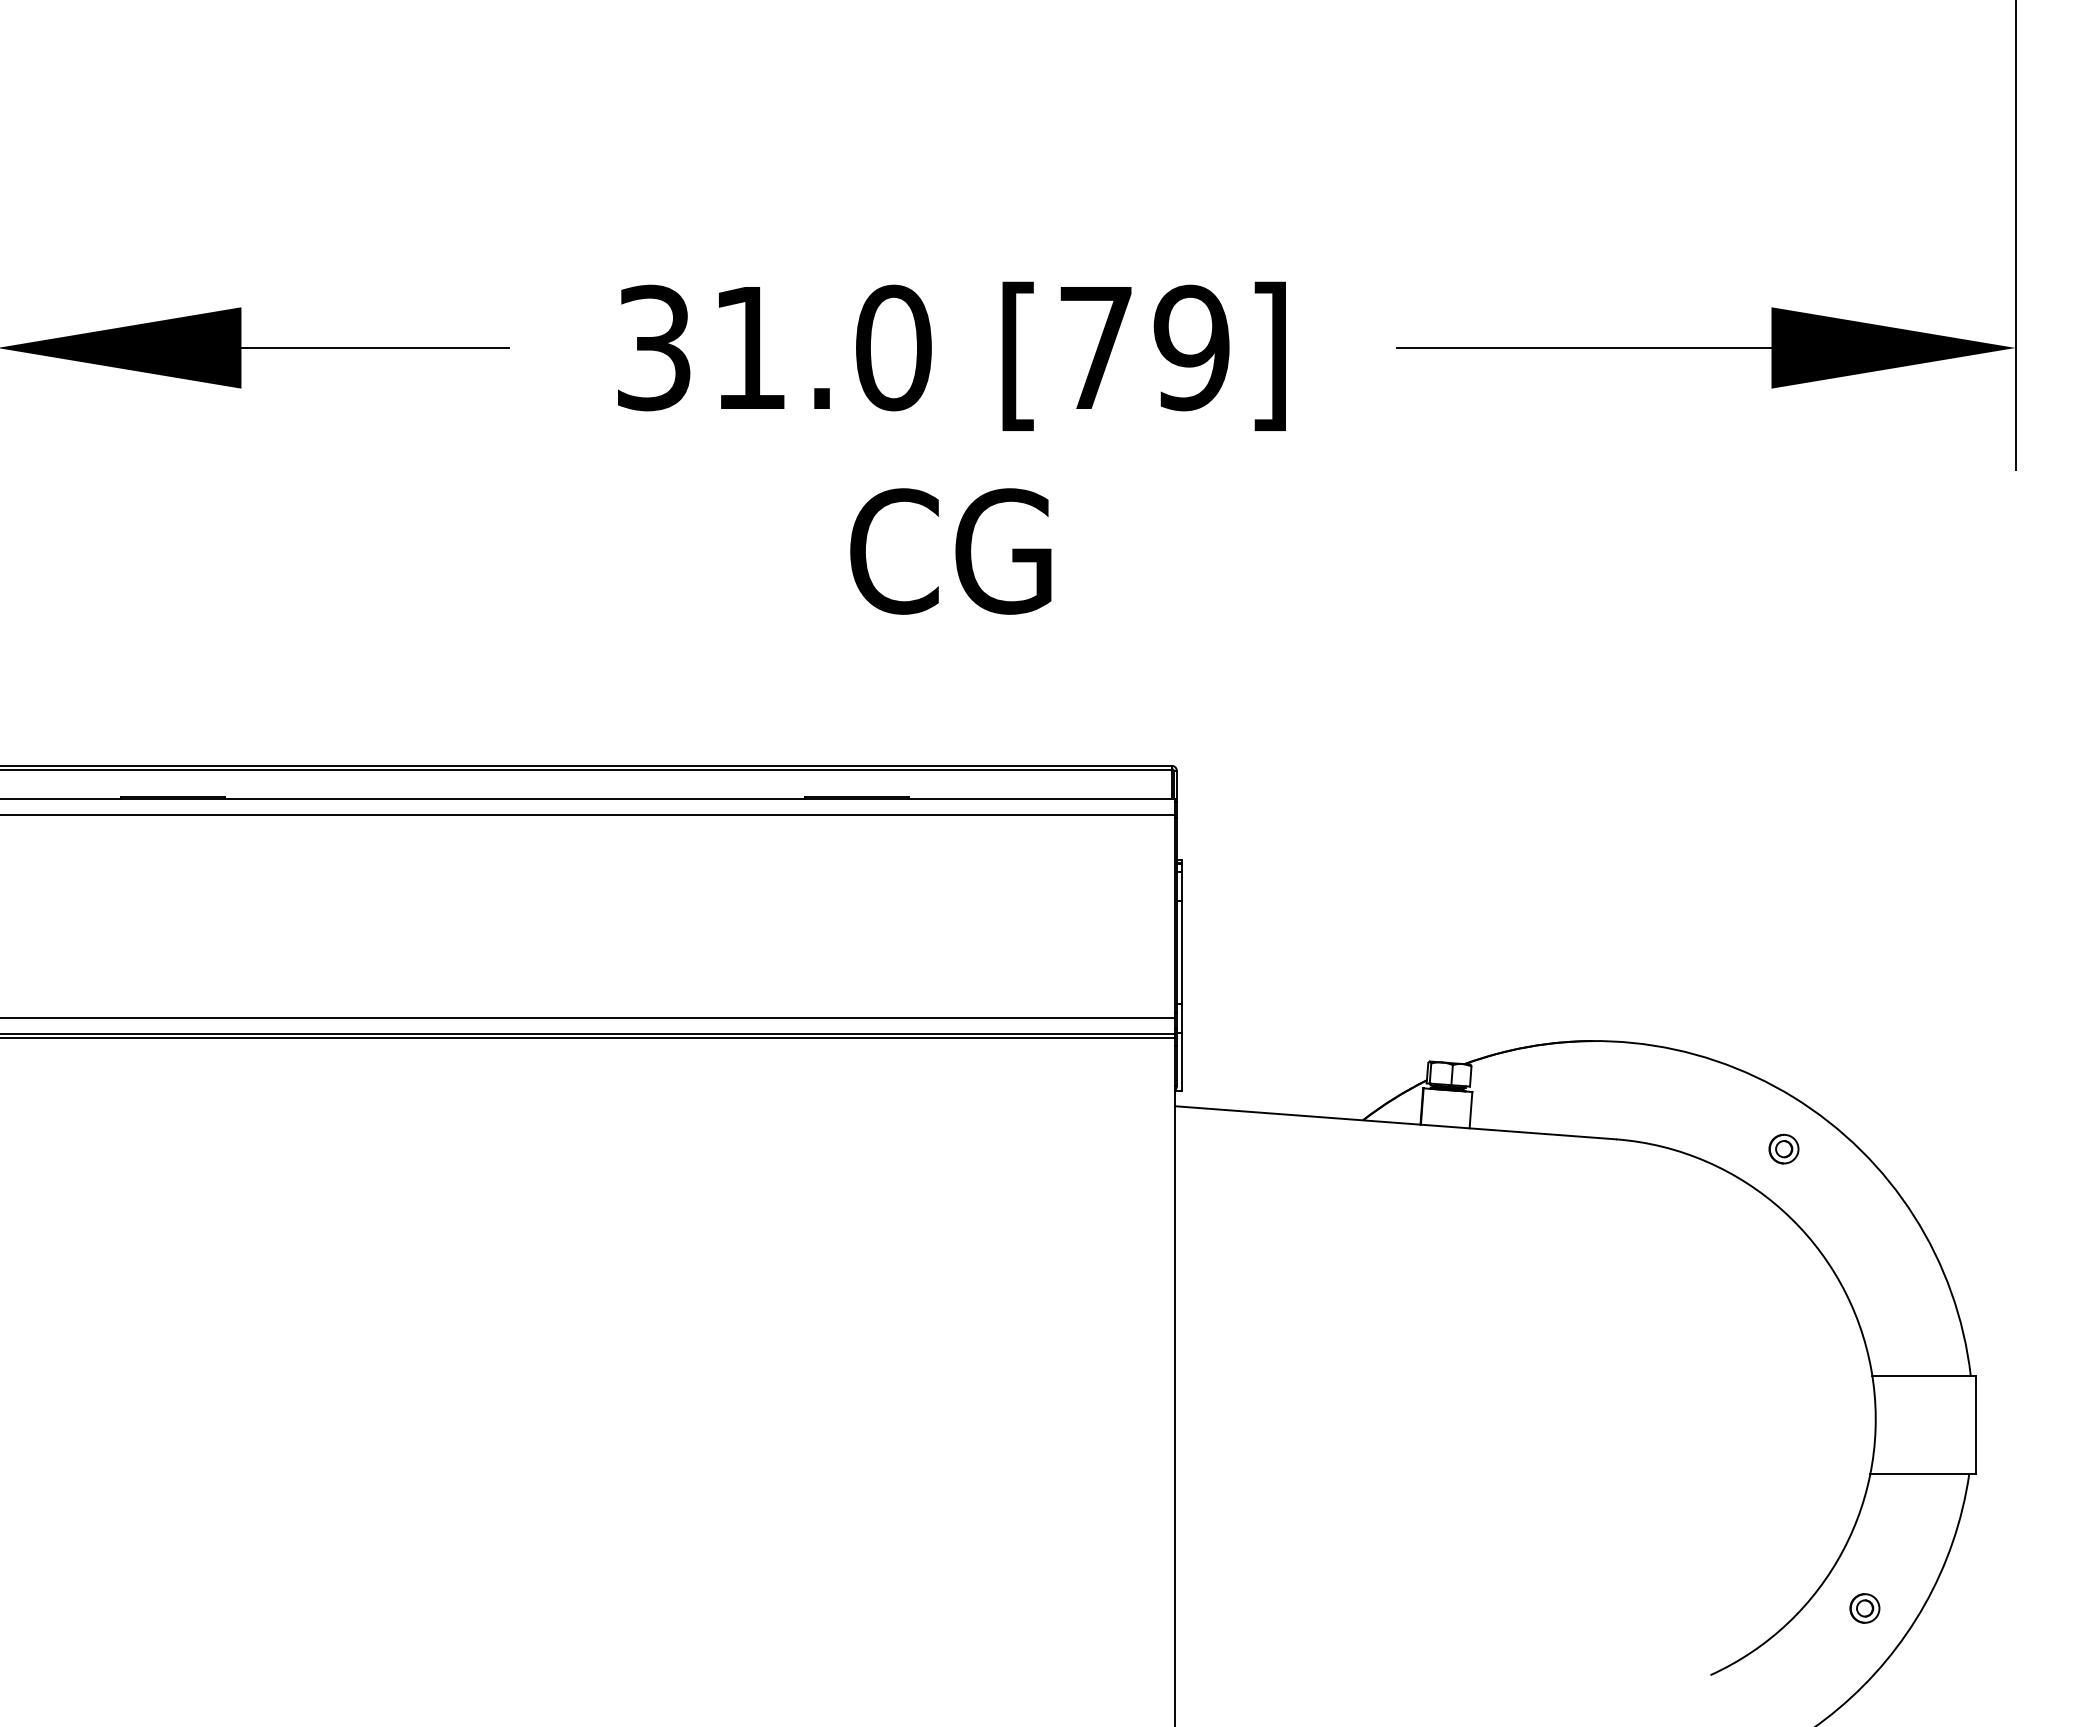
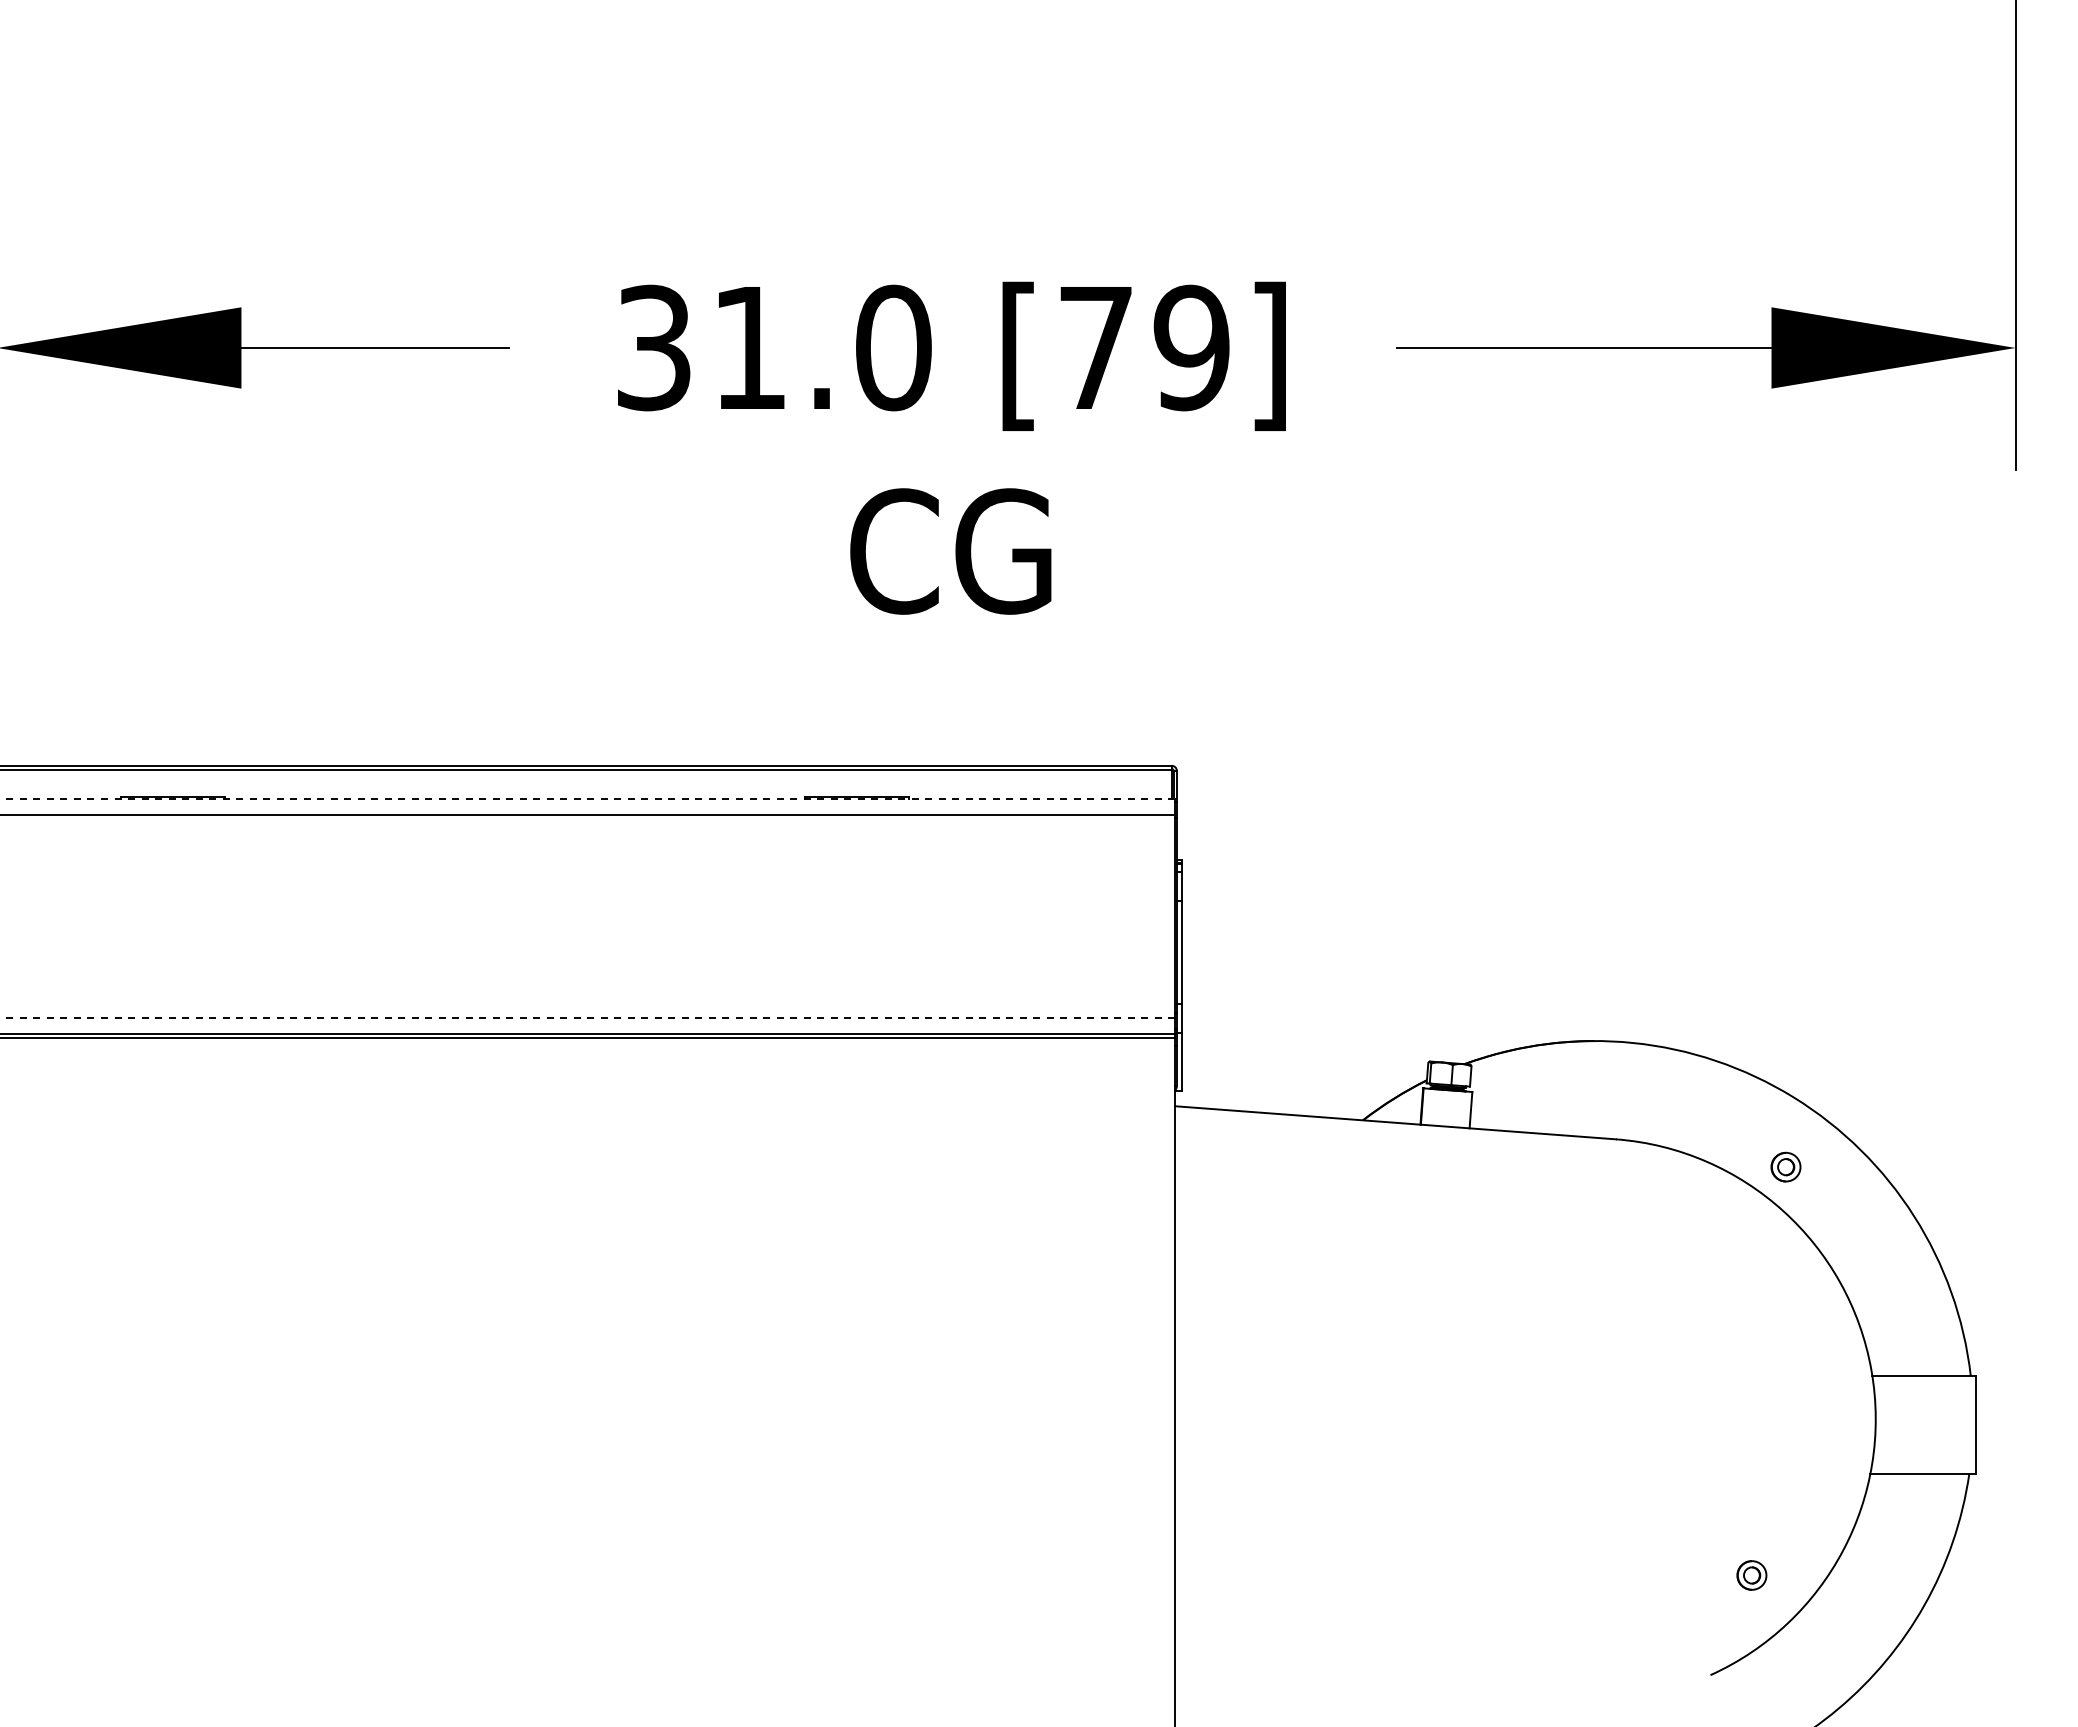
line: solid -> dashed (587, 799)
line: solid -> dashed (587, 1018)
part position: (1783, 1148) -> (1785, 1166) (1785, 1166)
part position: (1864, 1608) -> (1751, 1575) (1751, 1575)
